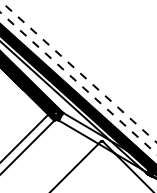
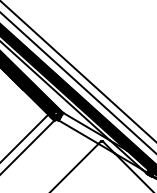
line: dashed -> solid (78, 71)
line: dashed -> solid (78, 83)
